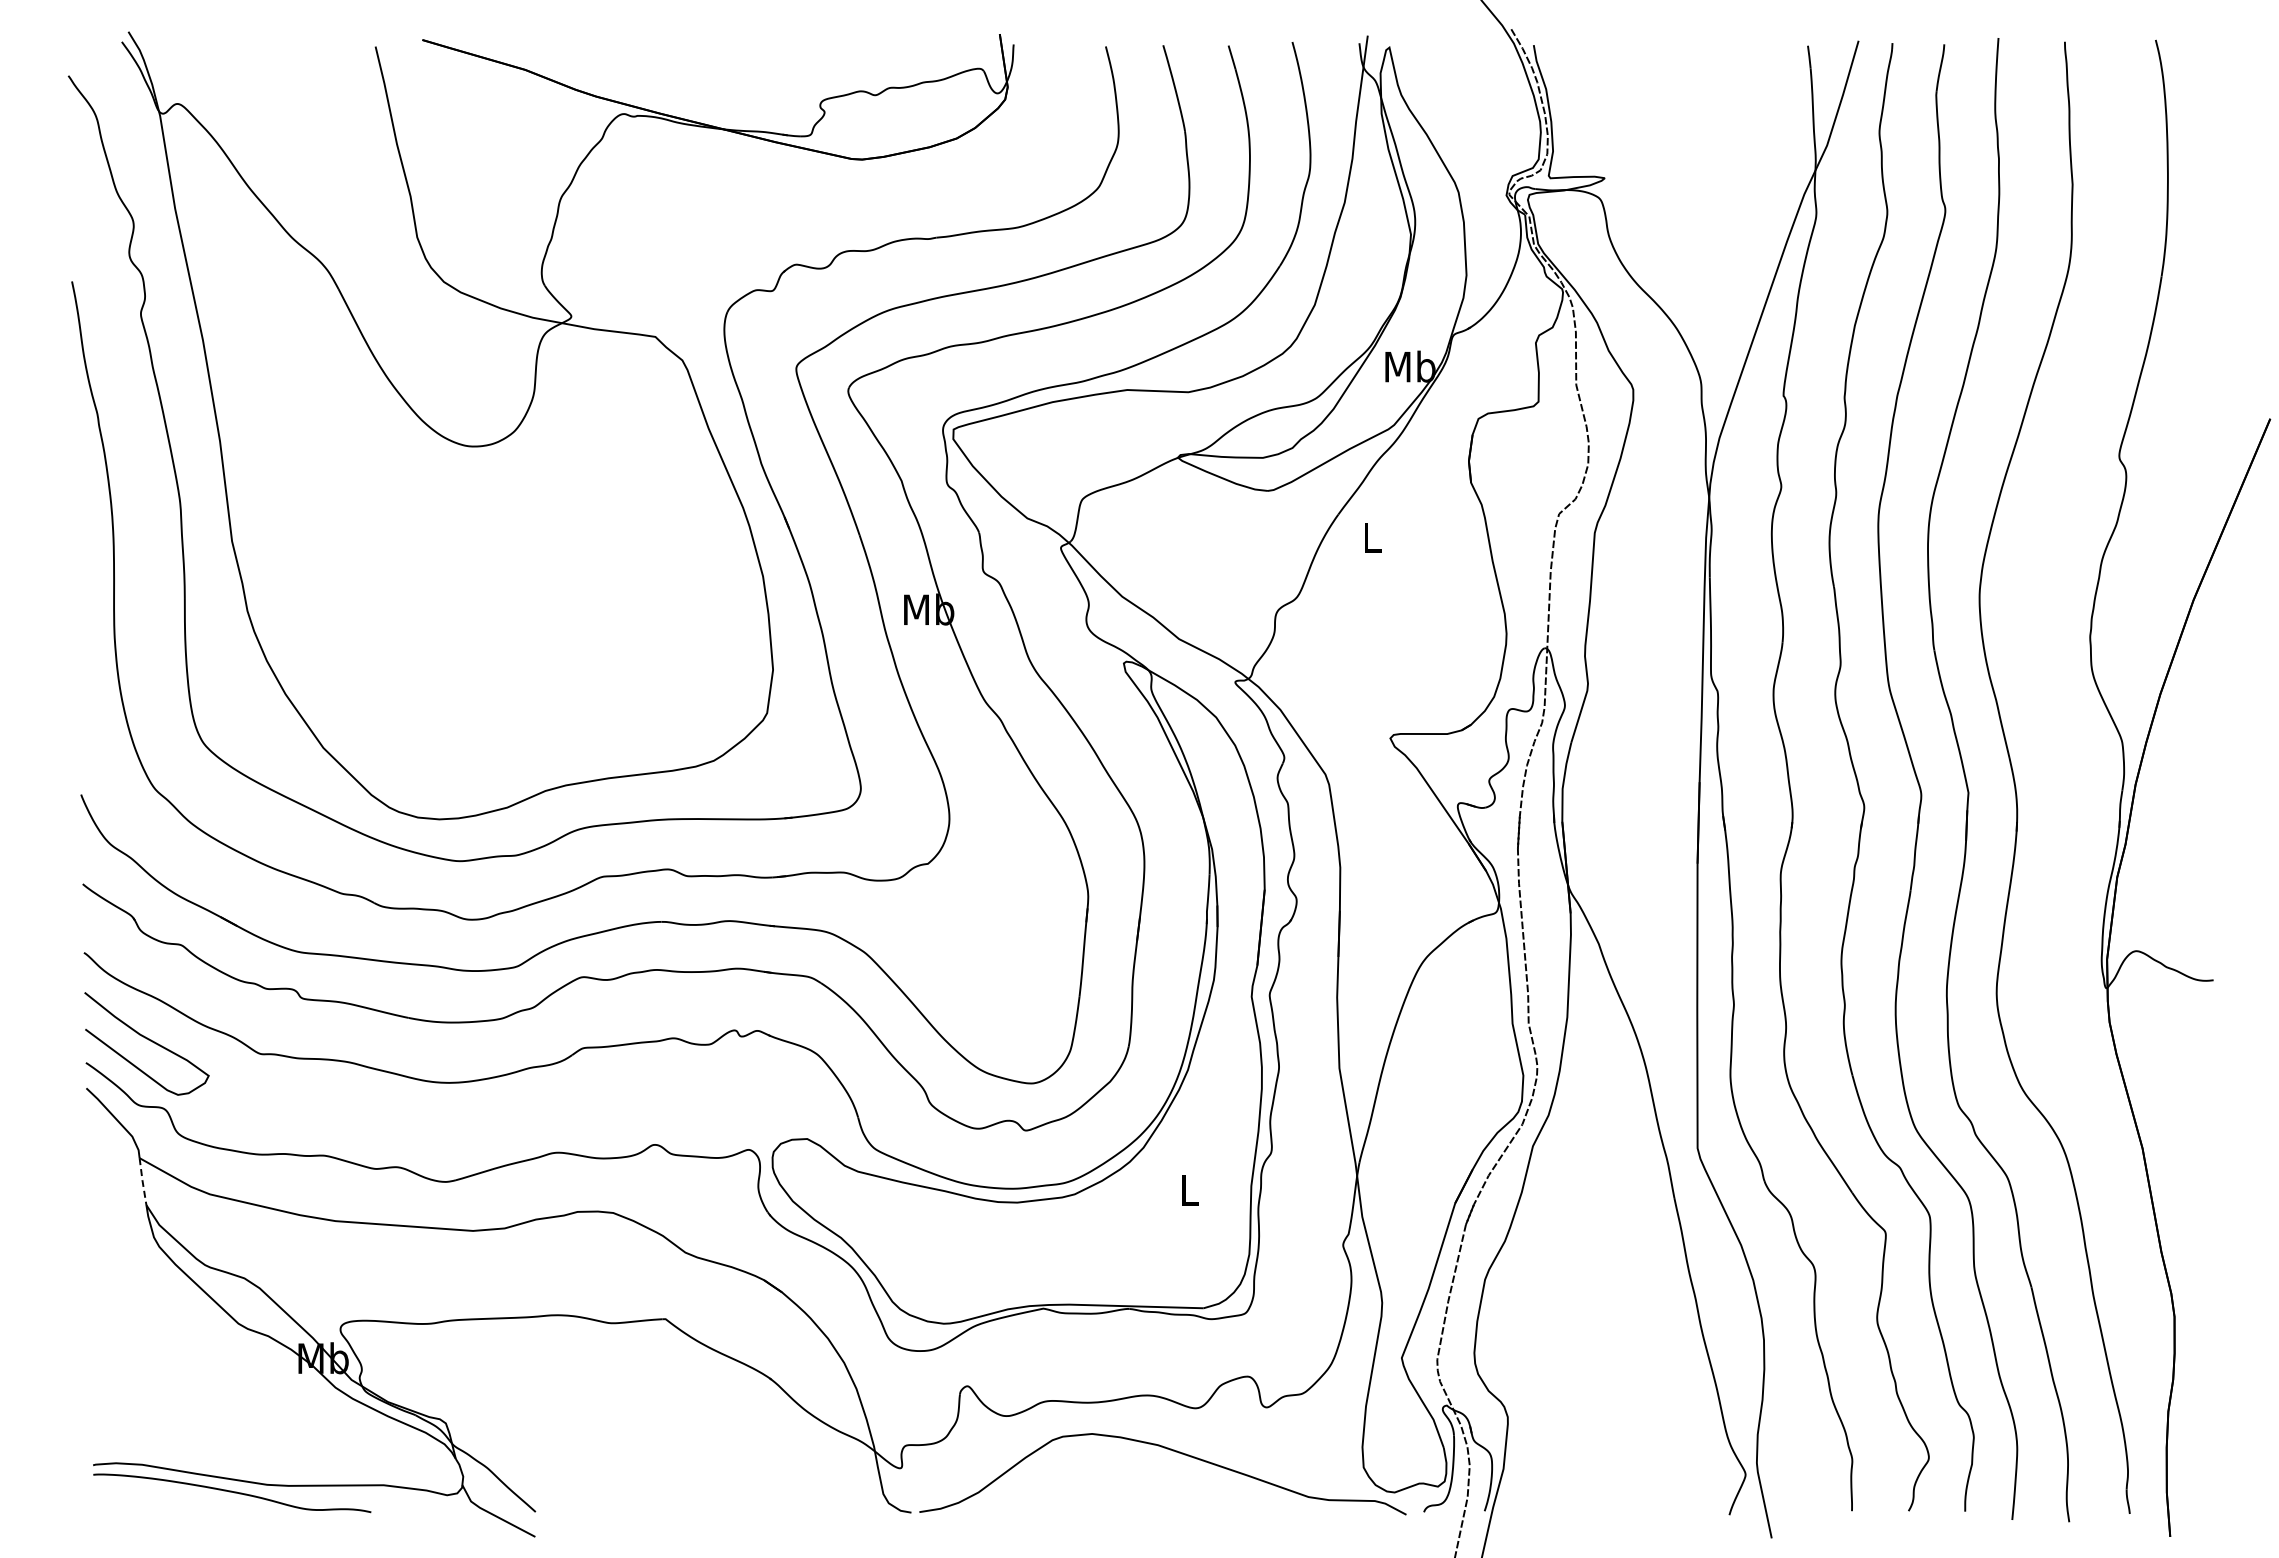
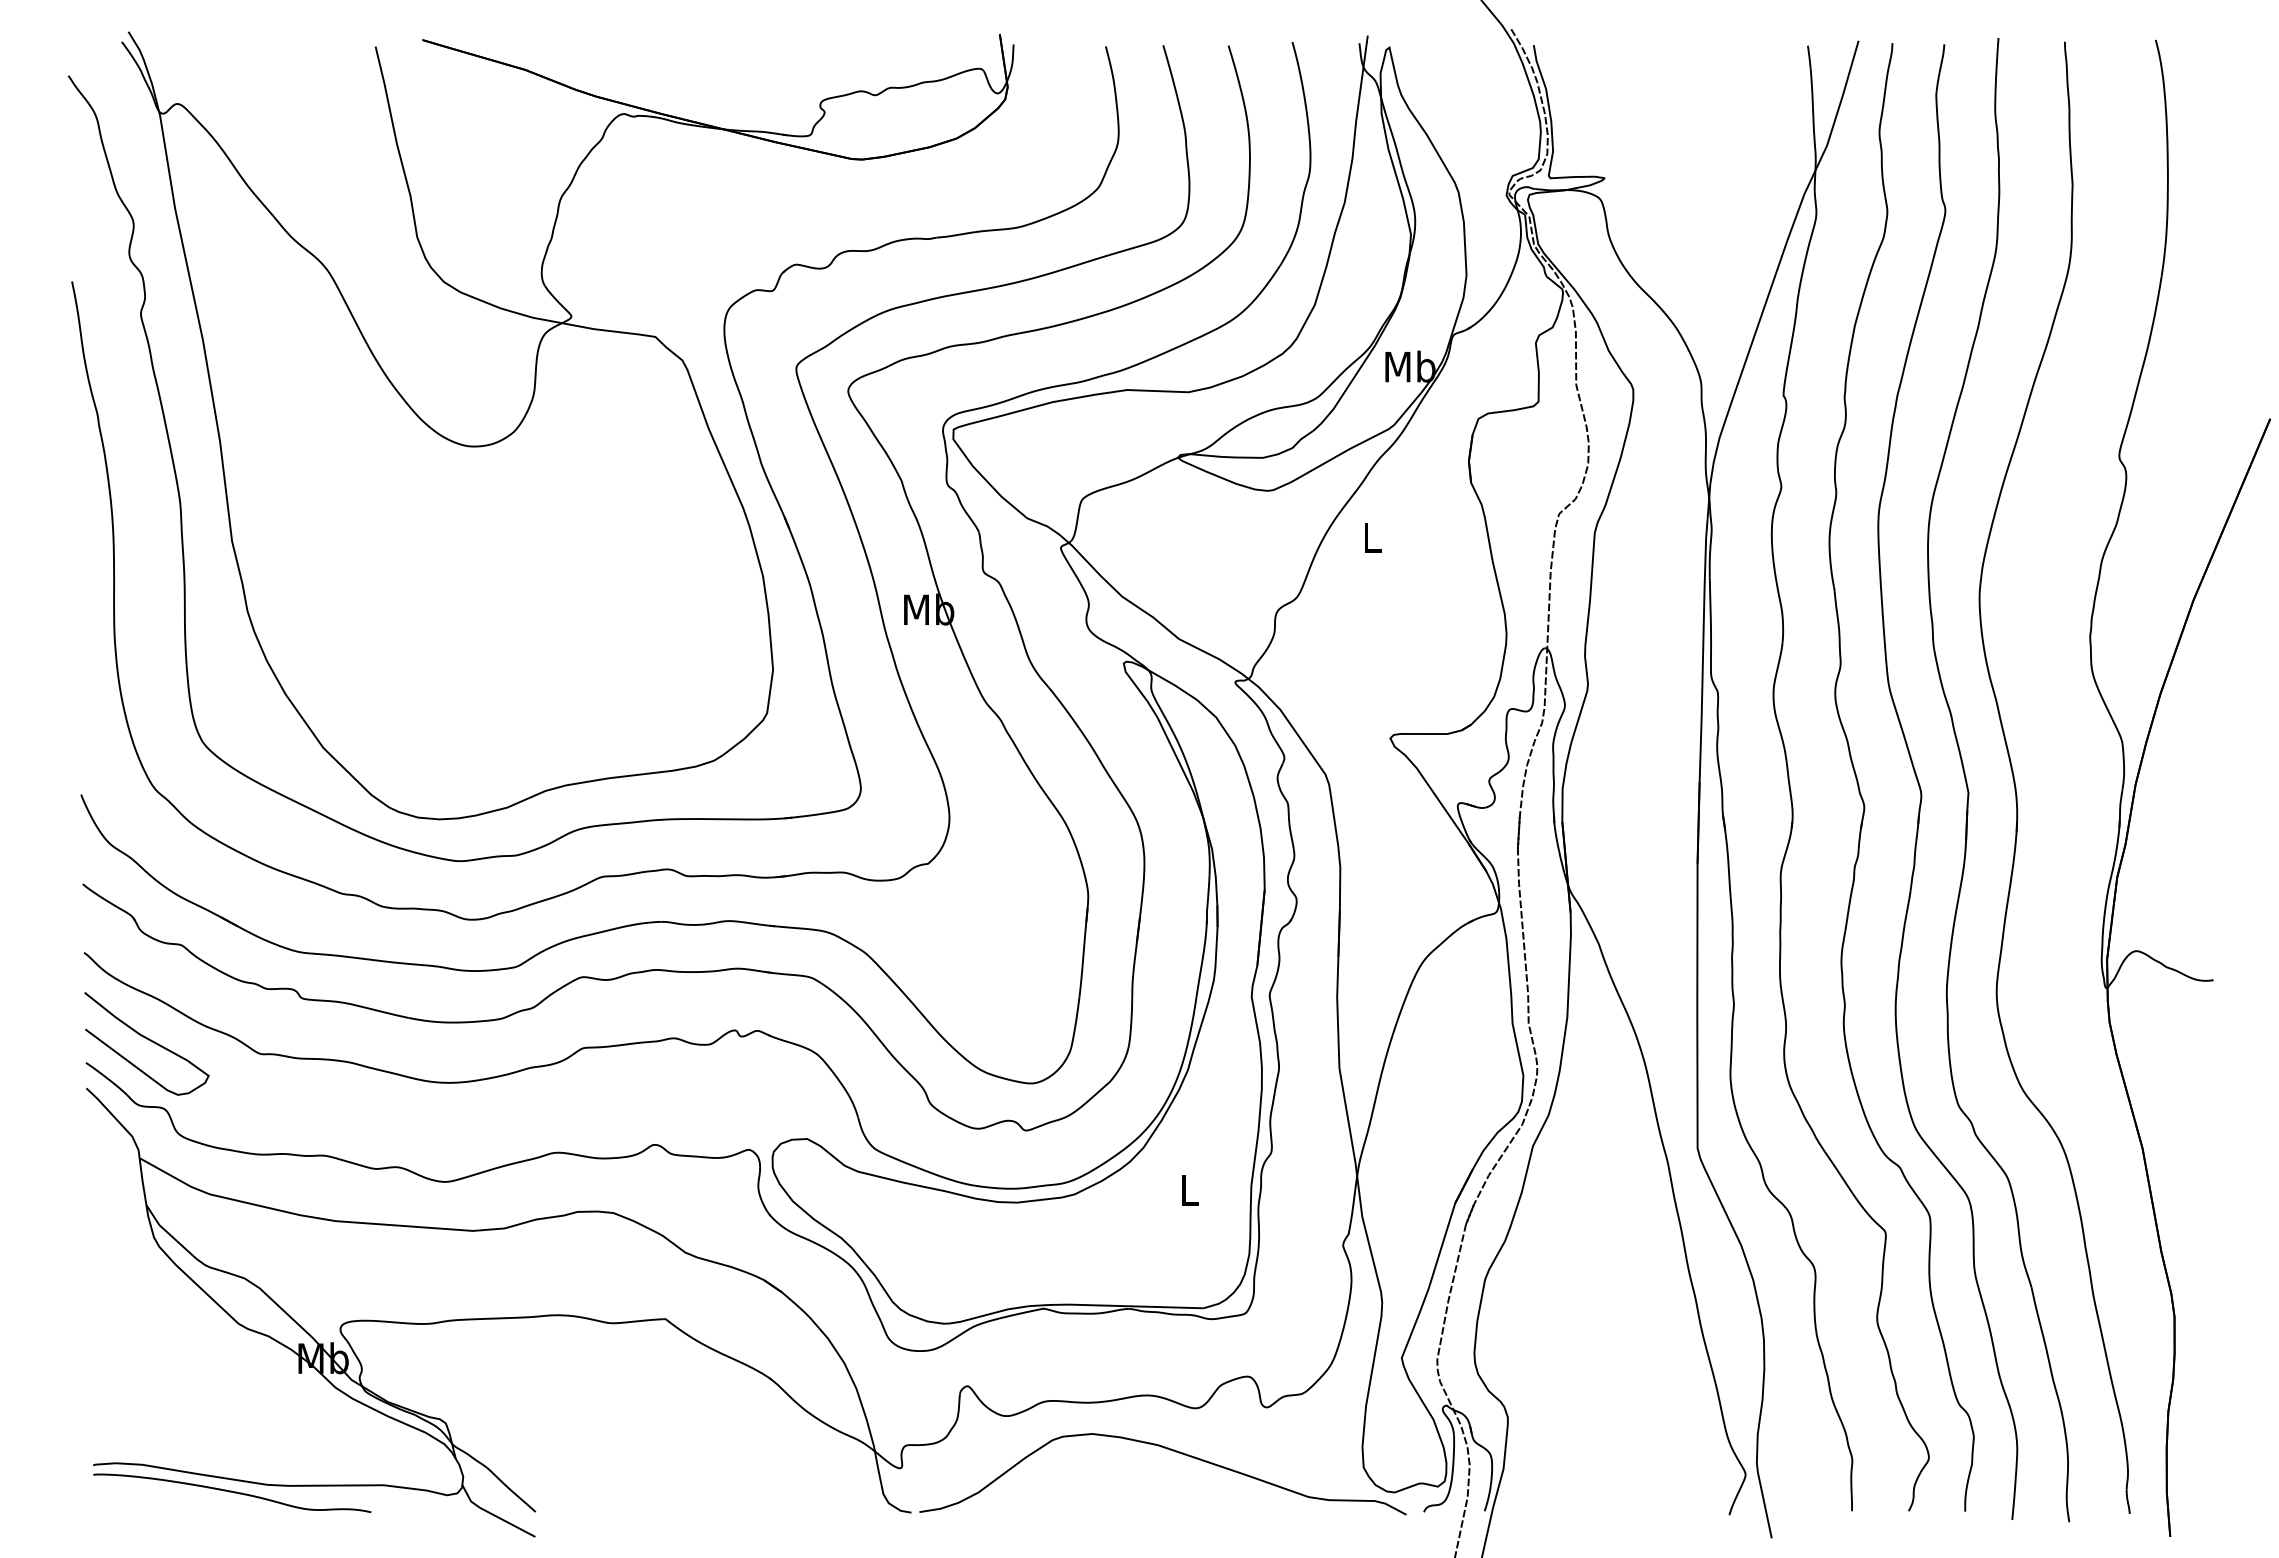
line: dashed -> solid (142, 1181)
